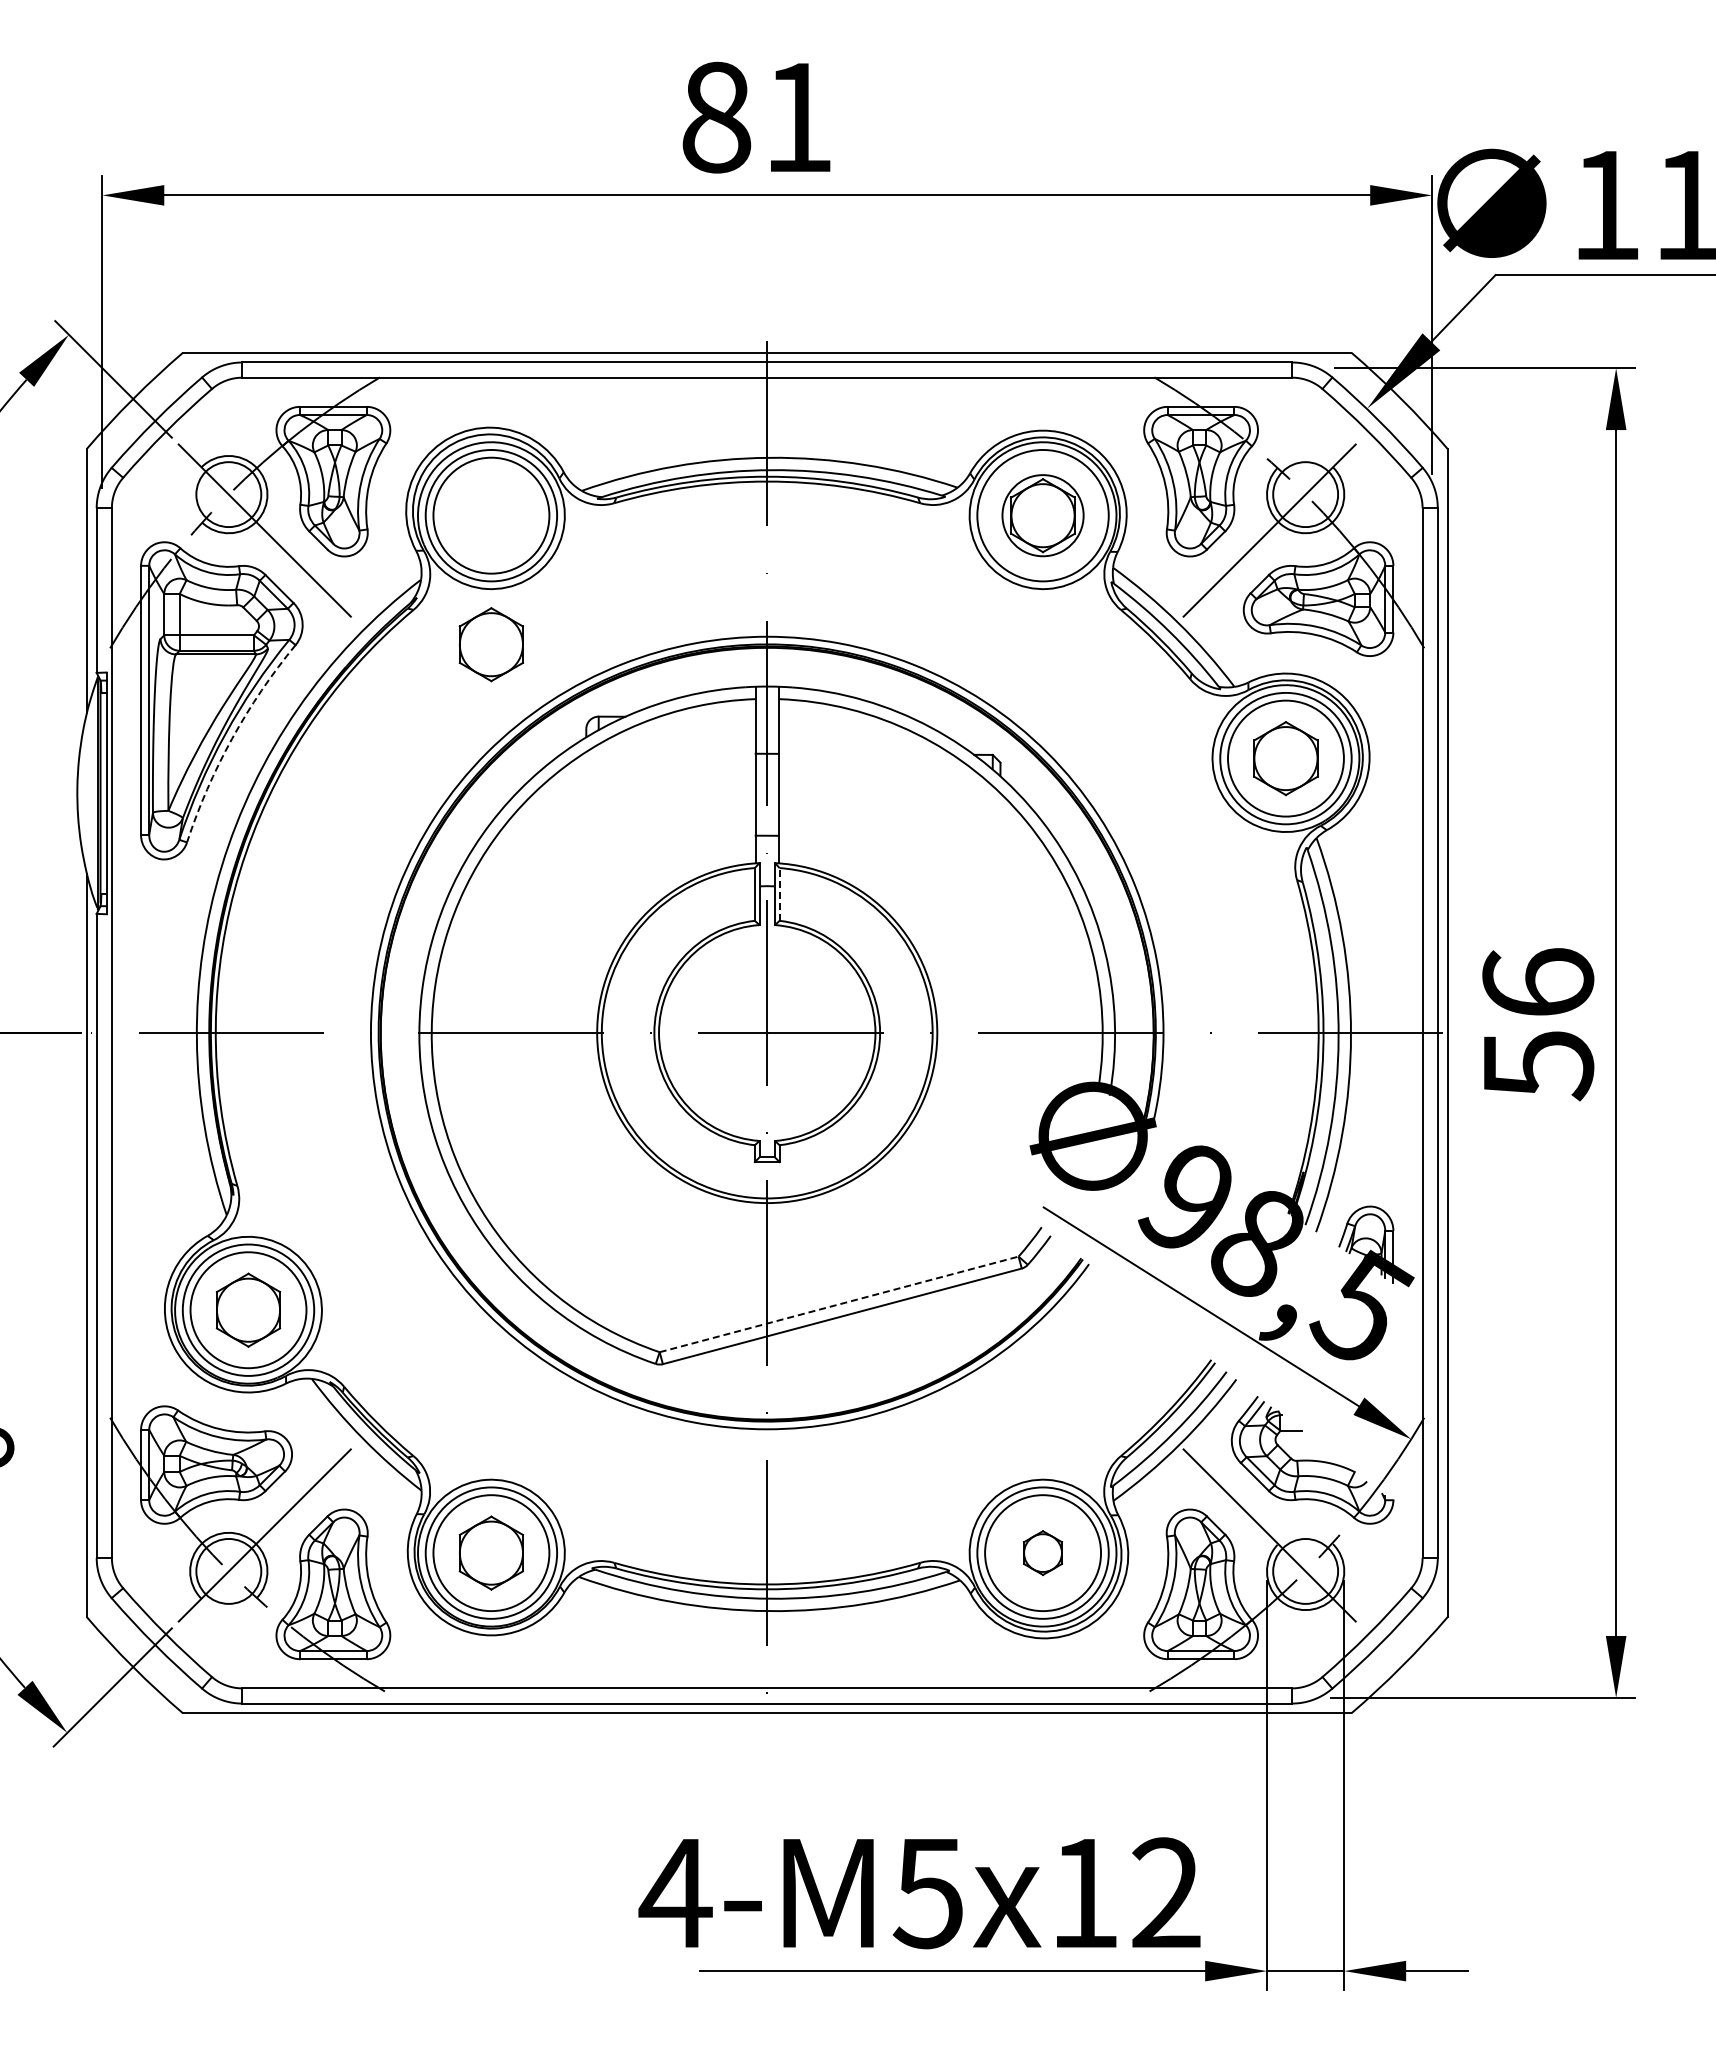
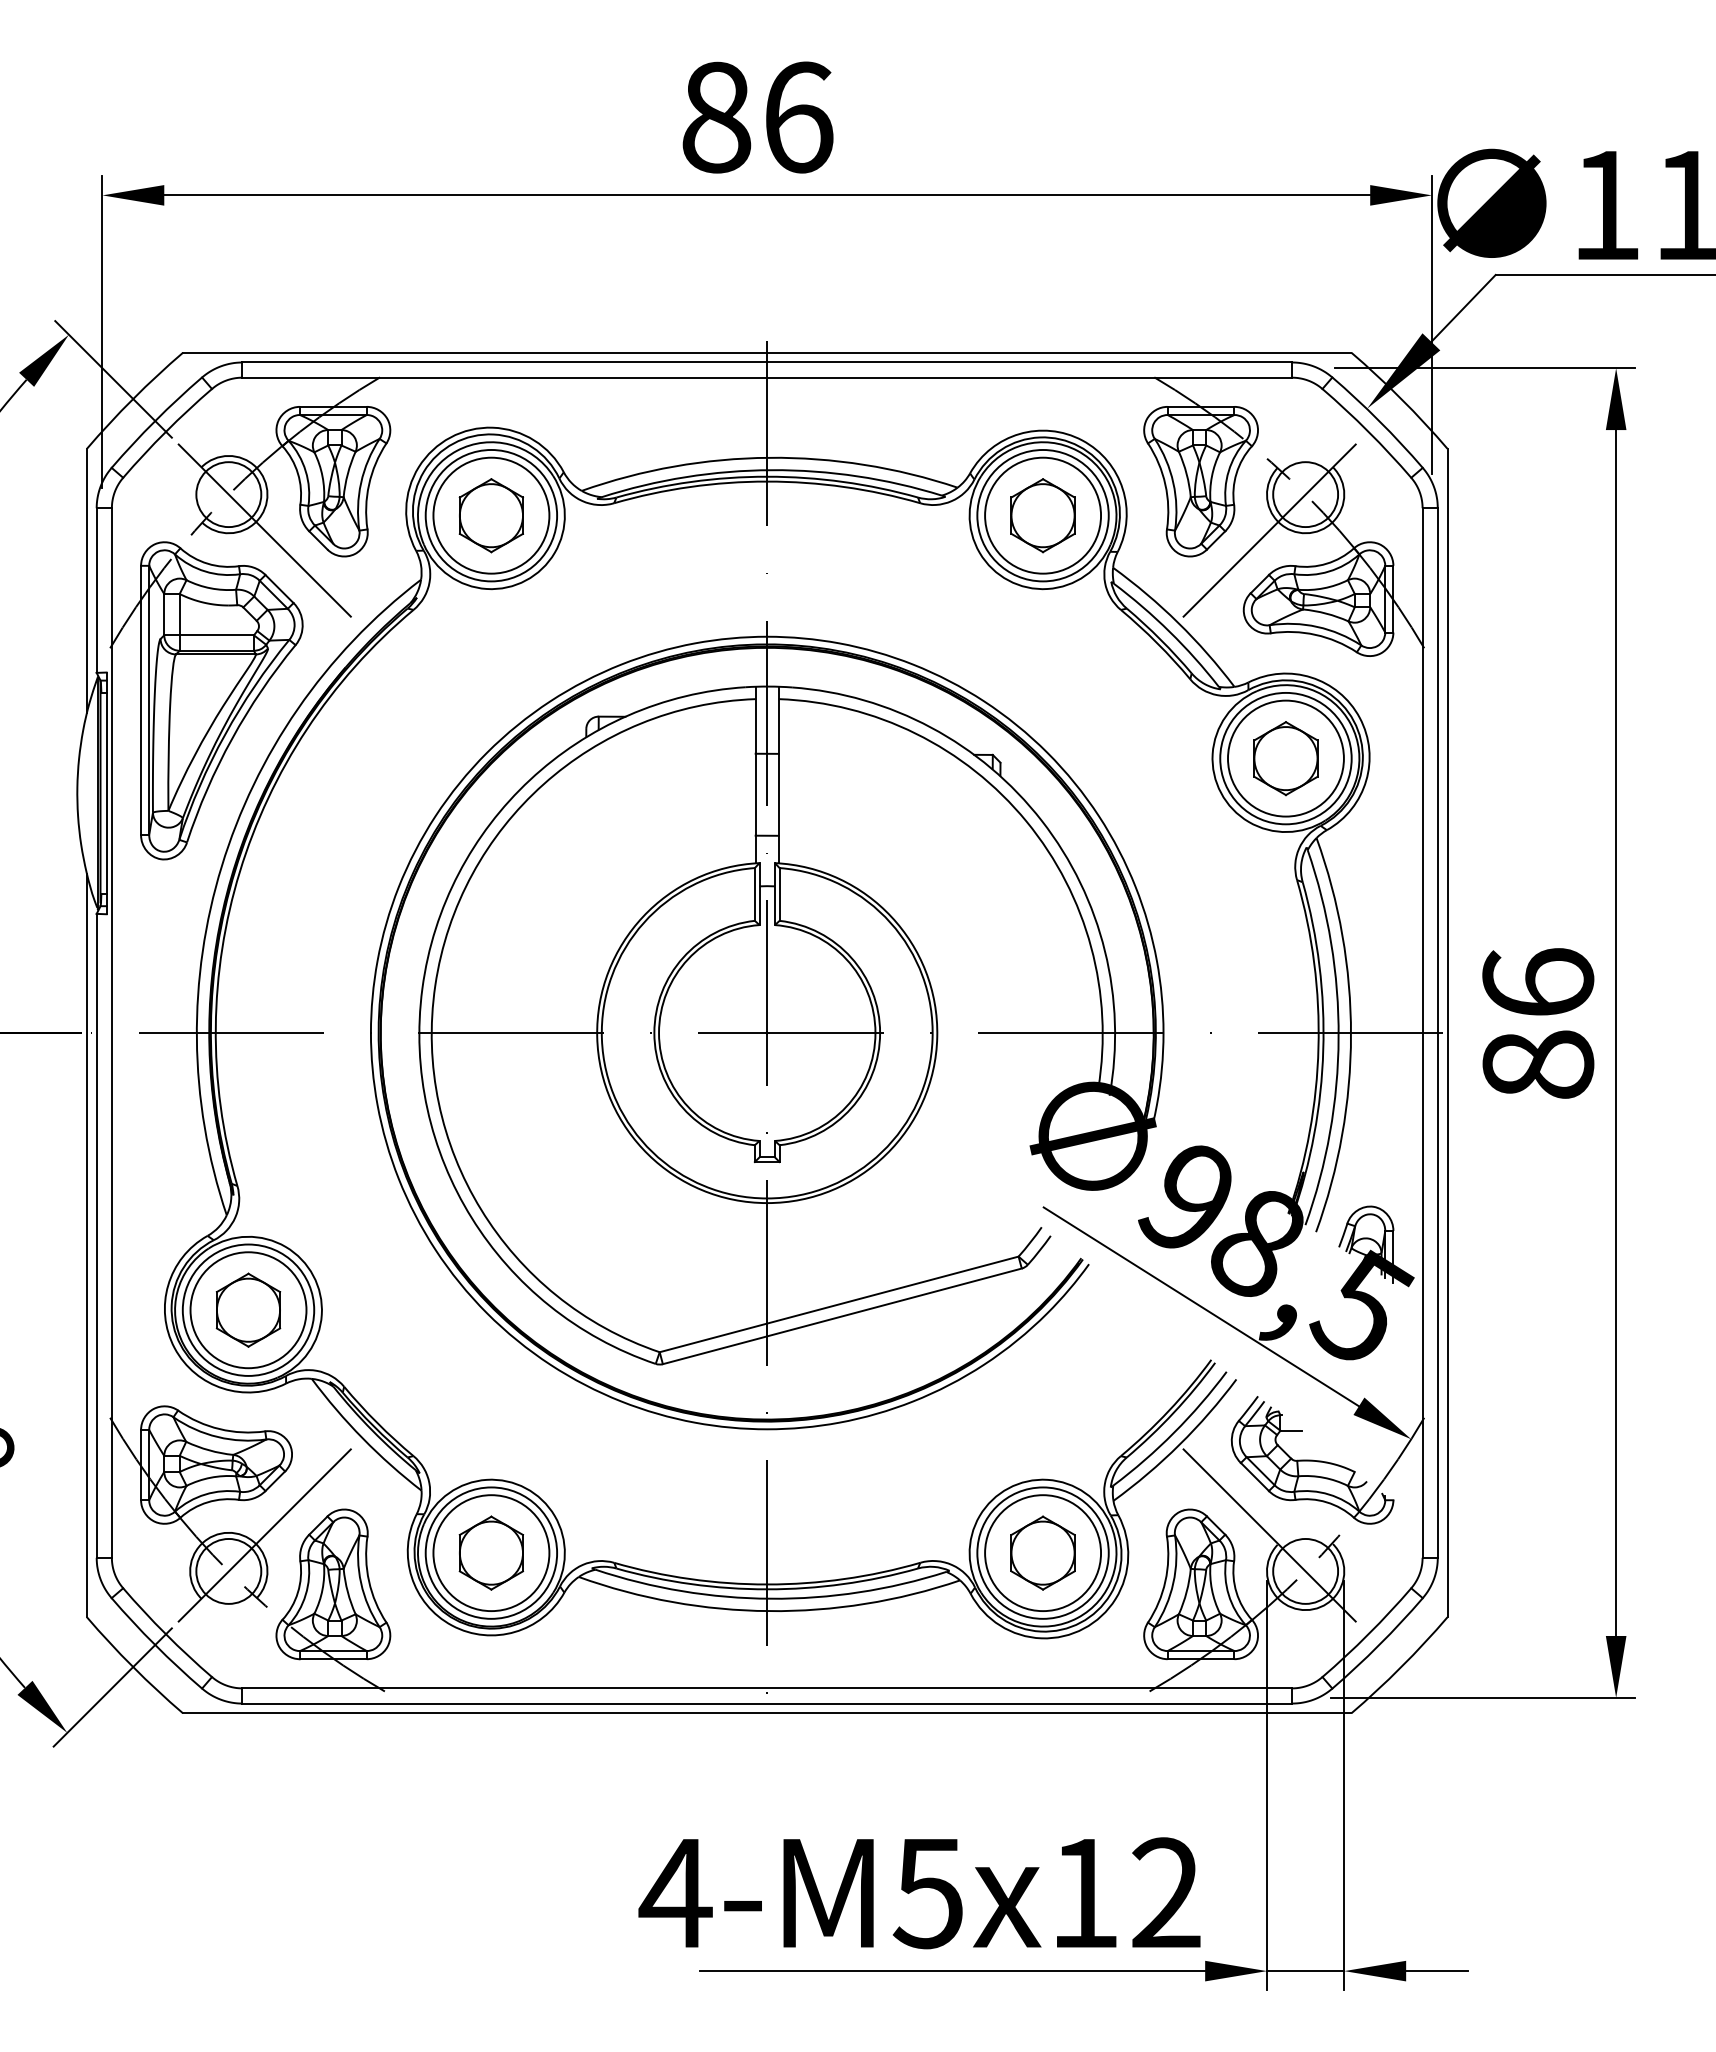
text: 81 -> 86 (799, 117)
circle diameter: 81 px -> 116 px (1043, 515)
part position: (490, 644) -> (490, 515) (490, 515)
arc: dashed -> solid (232, 738)
line: dashed -> solid (779, 893)
text: 56 -> 86 (1538, 1065)
line: dashed -> solid (839, 1304)
part size: 40x46 px -> 66x76 px (1042, 1552)
